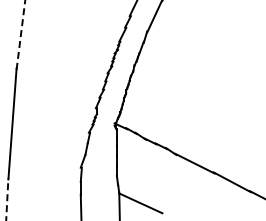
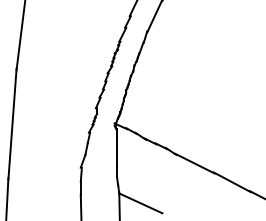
line: dashed -> solid (21, 34)
line: dashed -> solid (7, 199)
